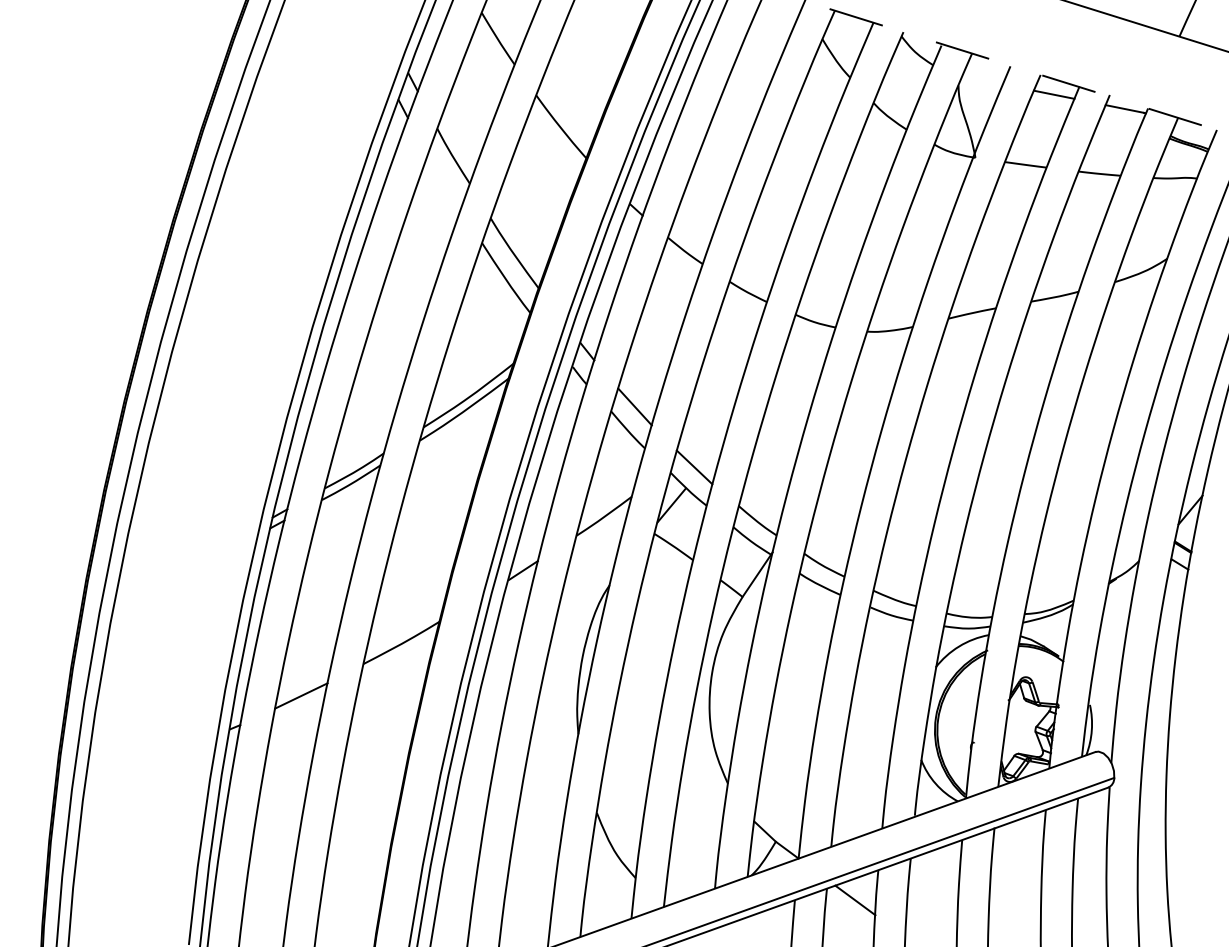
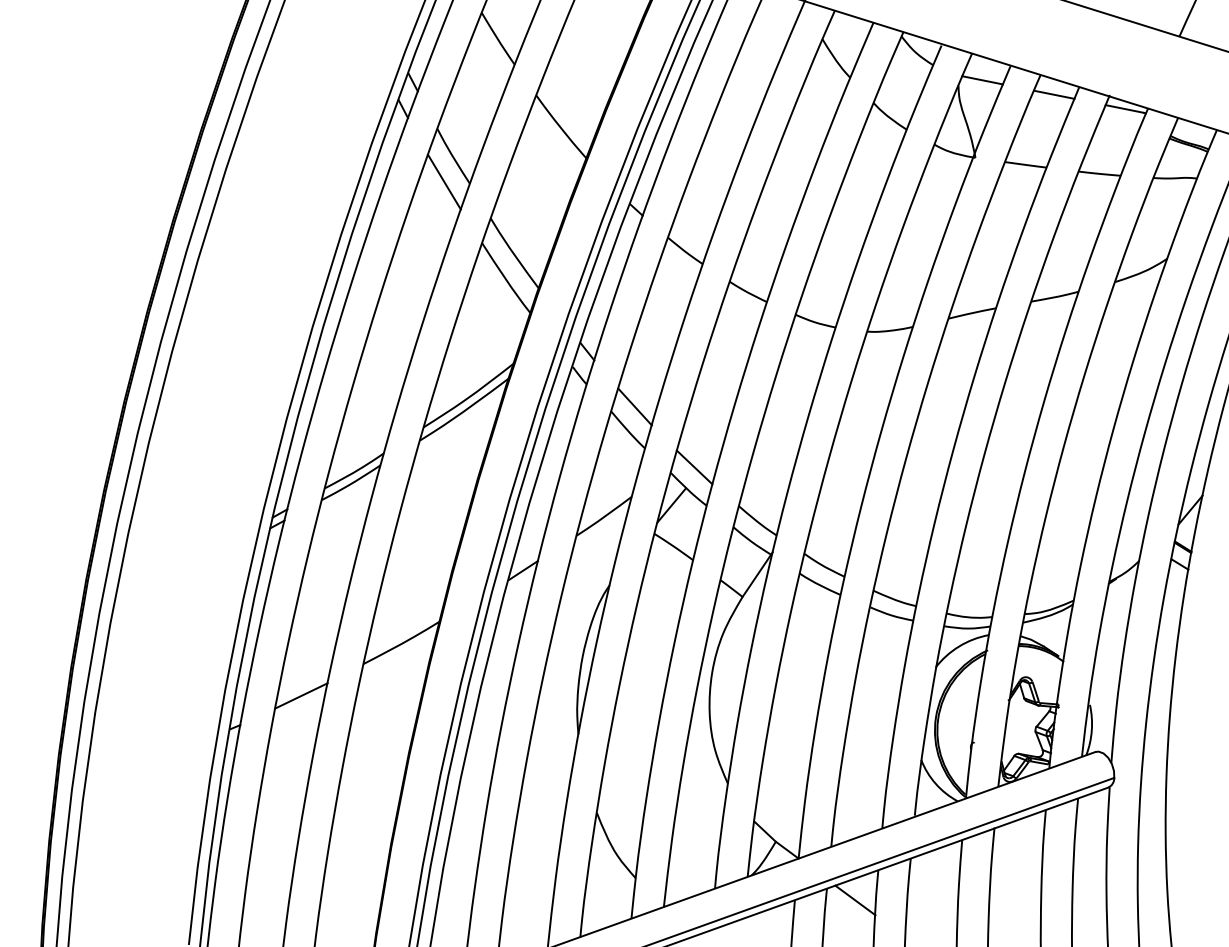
line: dashed -> solid (1014, 66)
line: none -> present (982, 80)
line: none -> present (444, 181)
